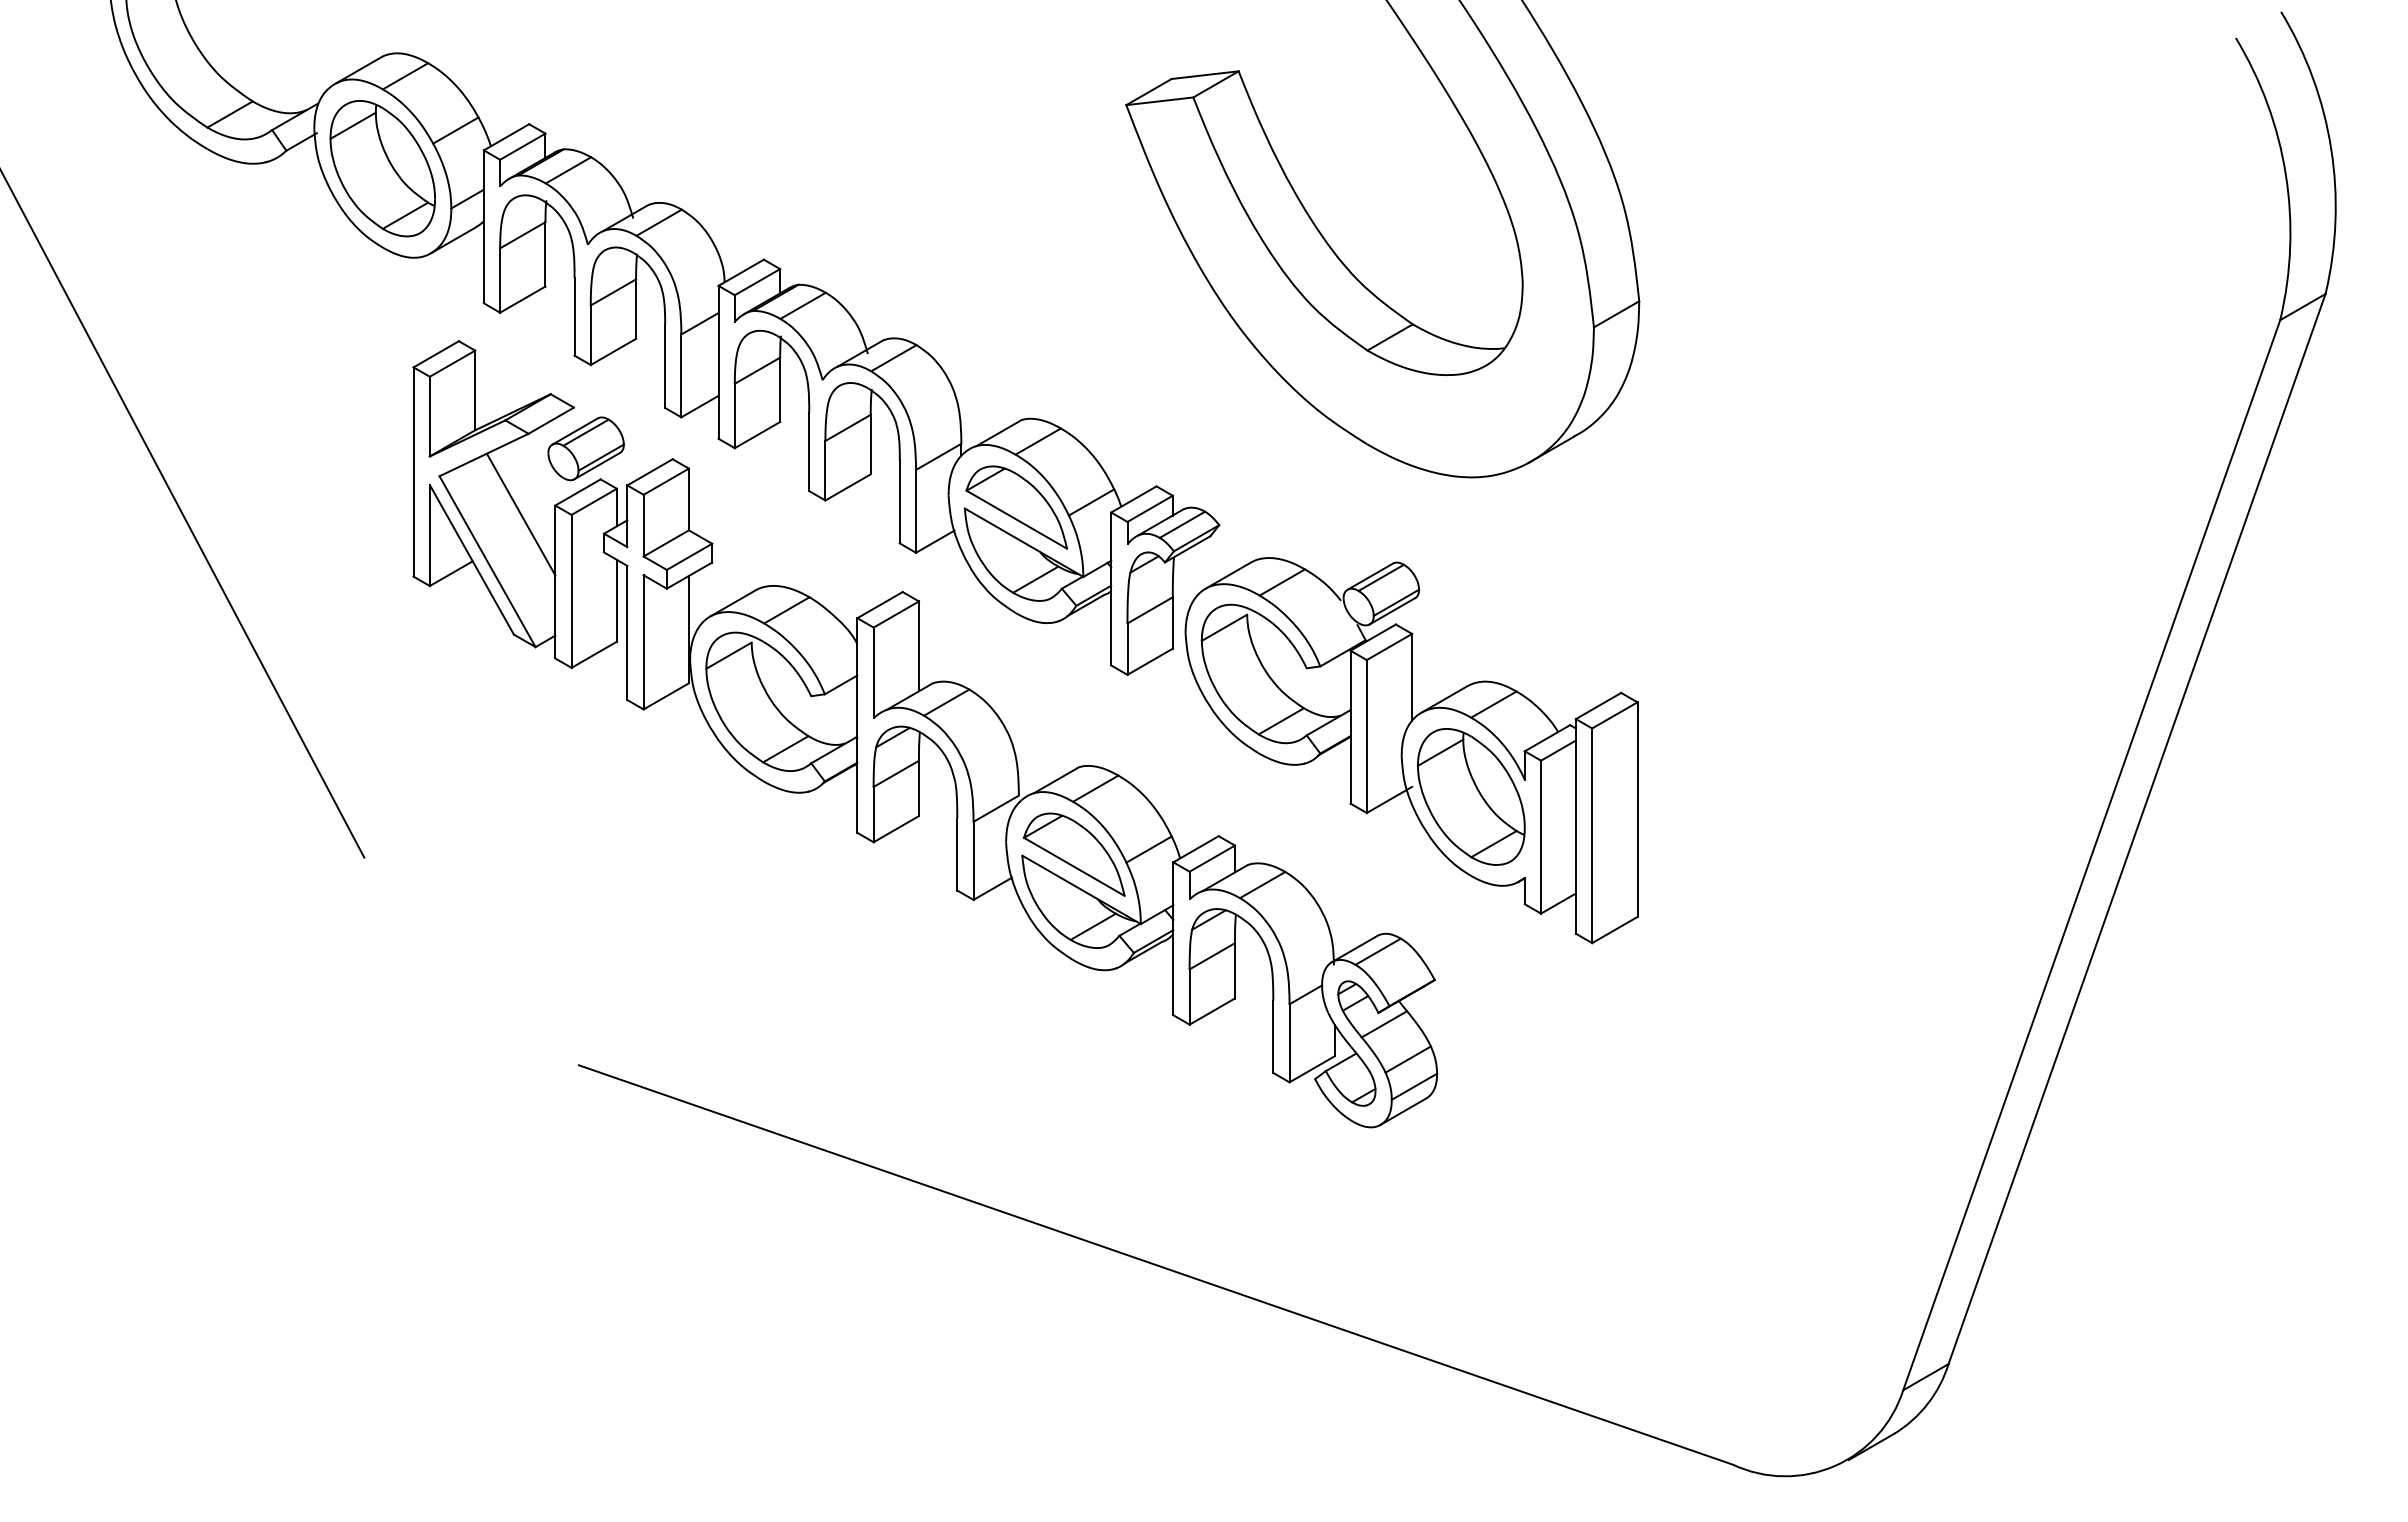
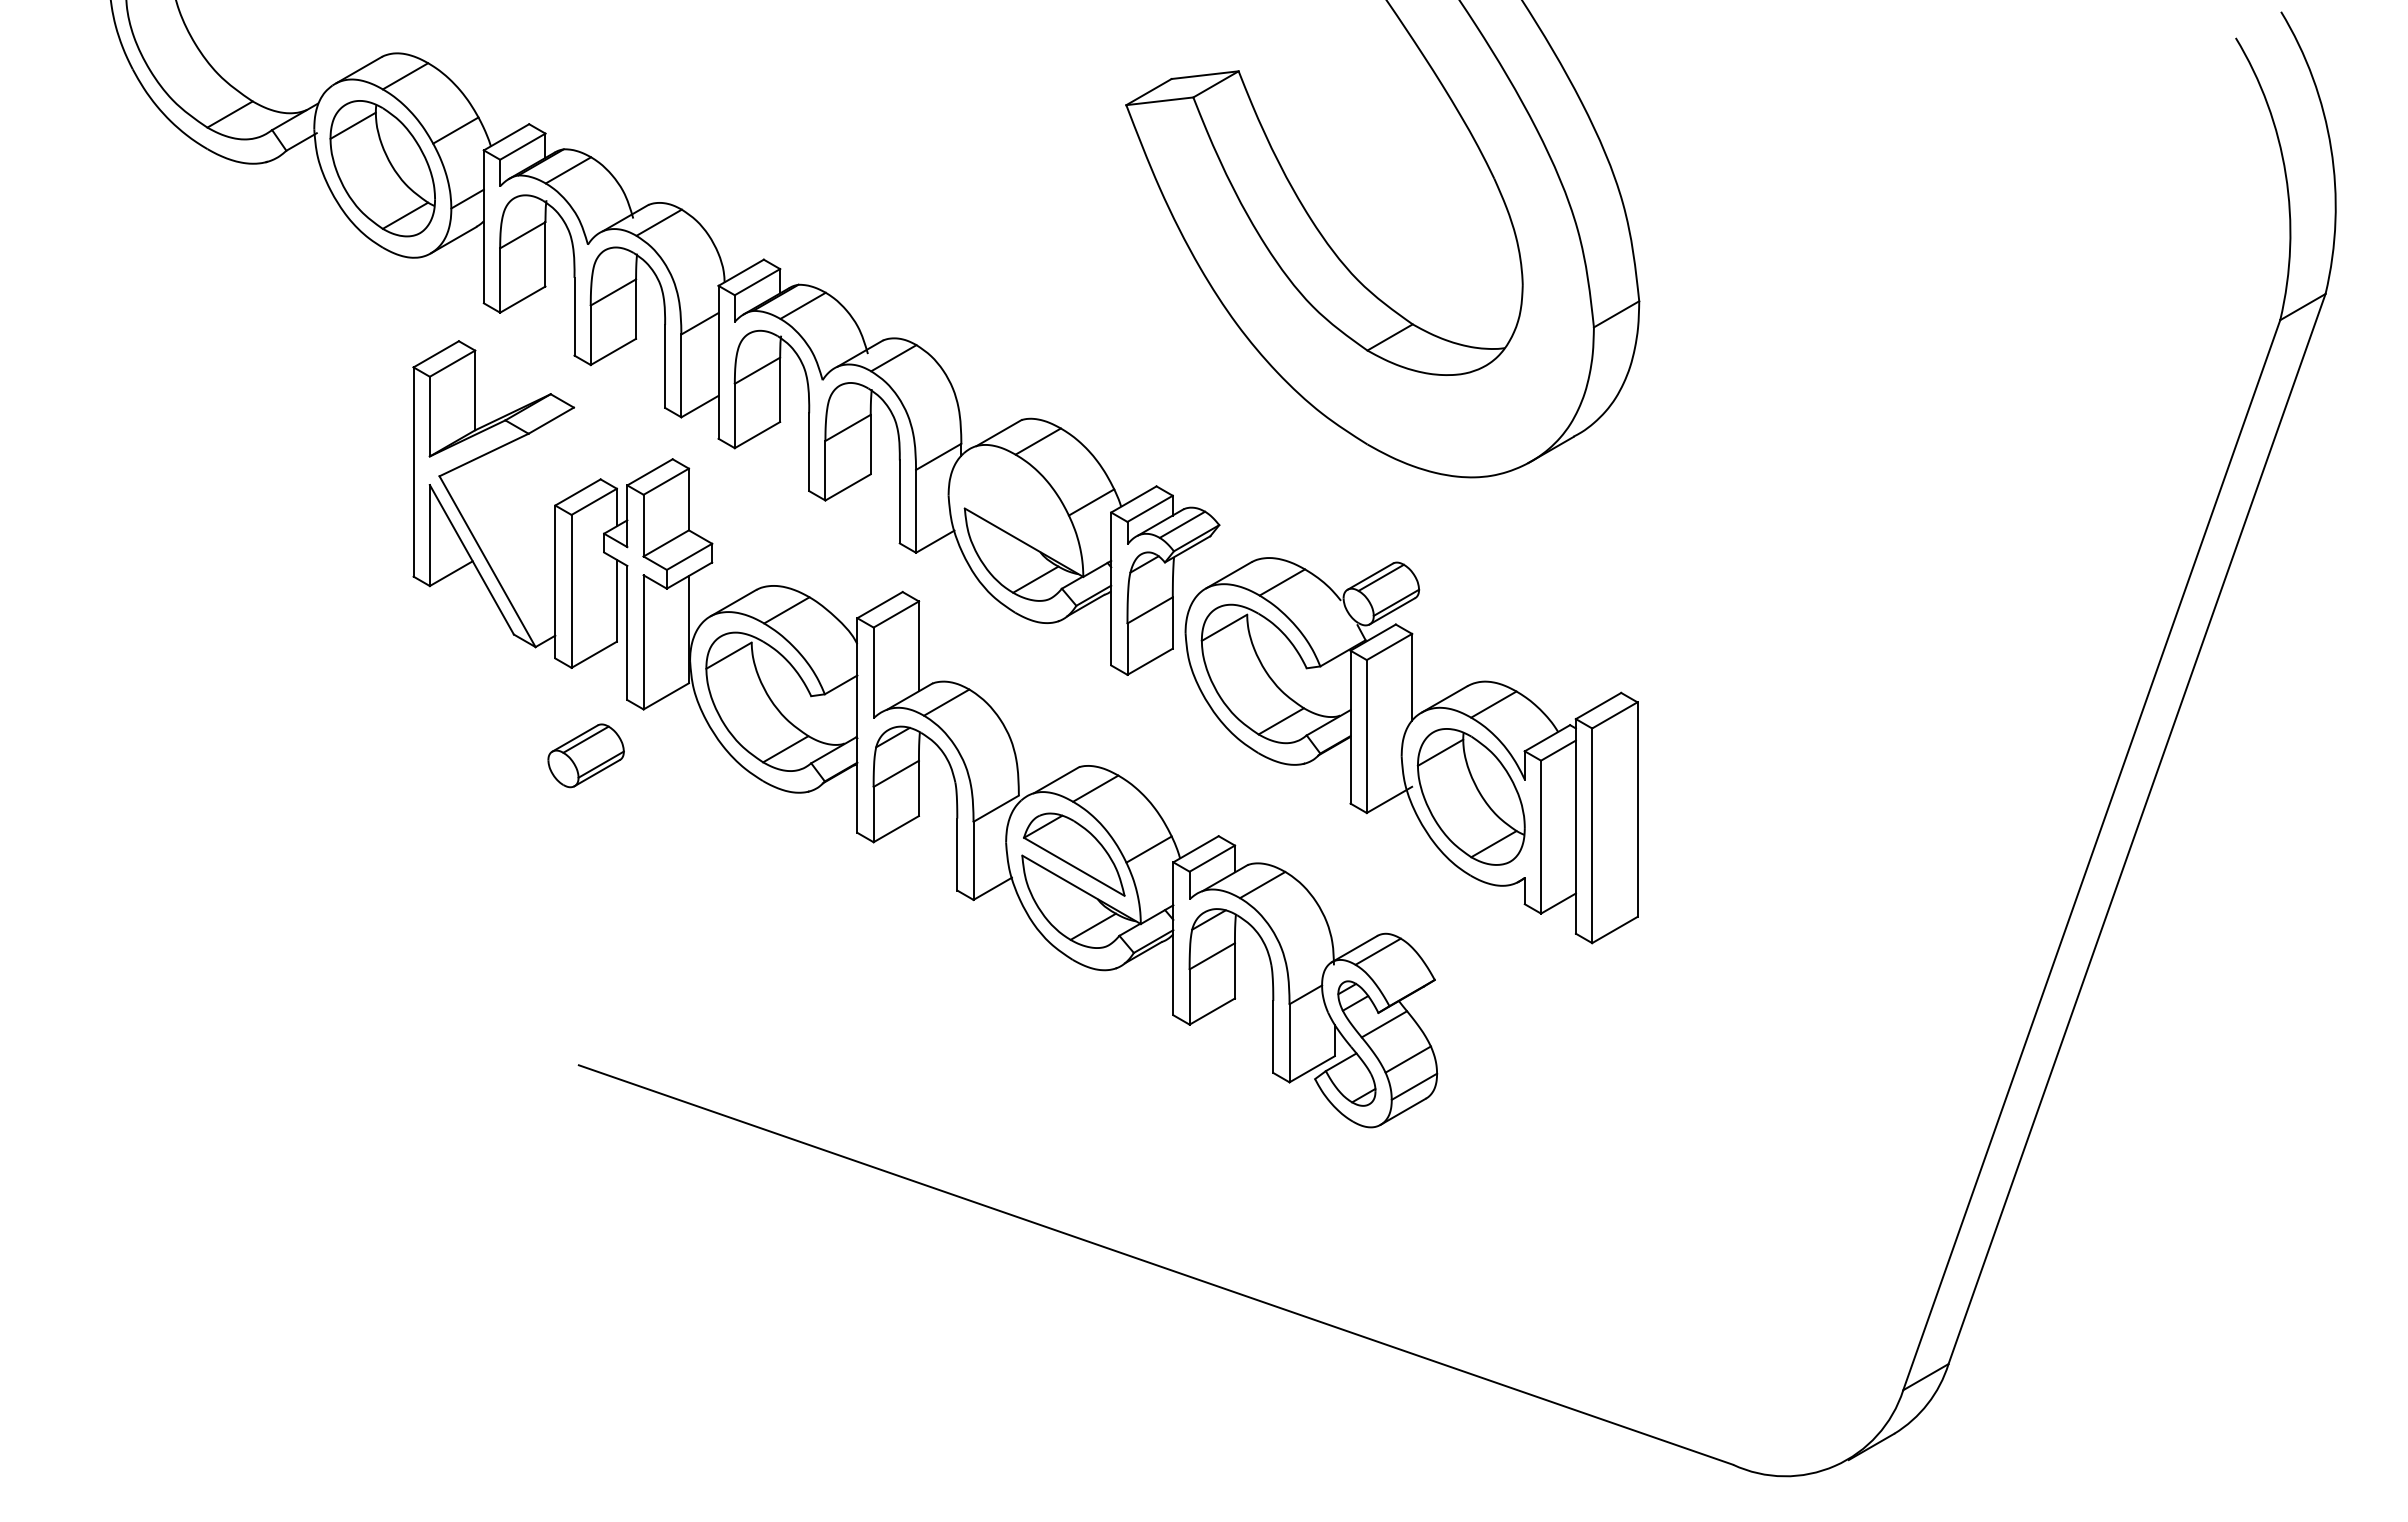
part position: (585, 448) -> (585, 755) (585, 755)
part: present -> none (1016, 507)
line: present -> none (520, 514)
line: present -> none (183, 515)
